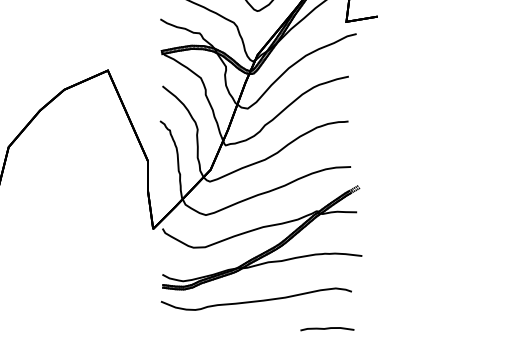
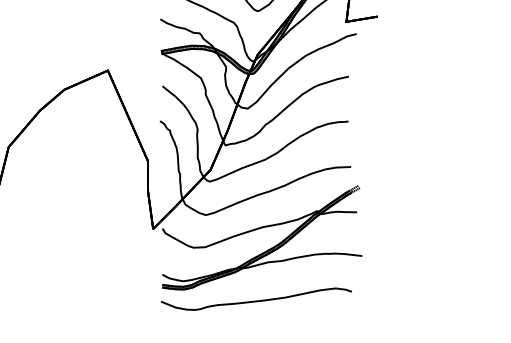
curve: present -> none (327, 329)
